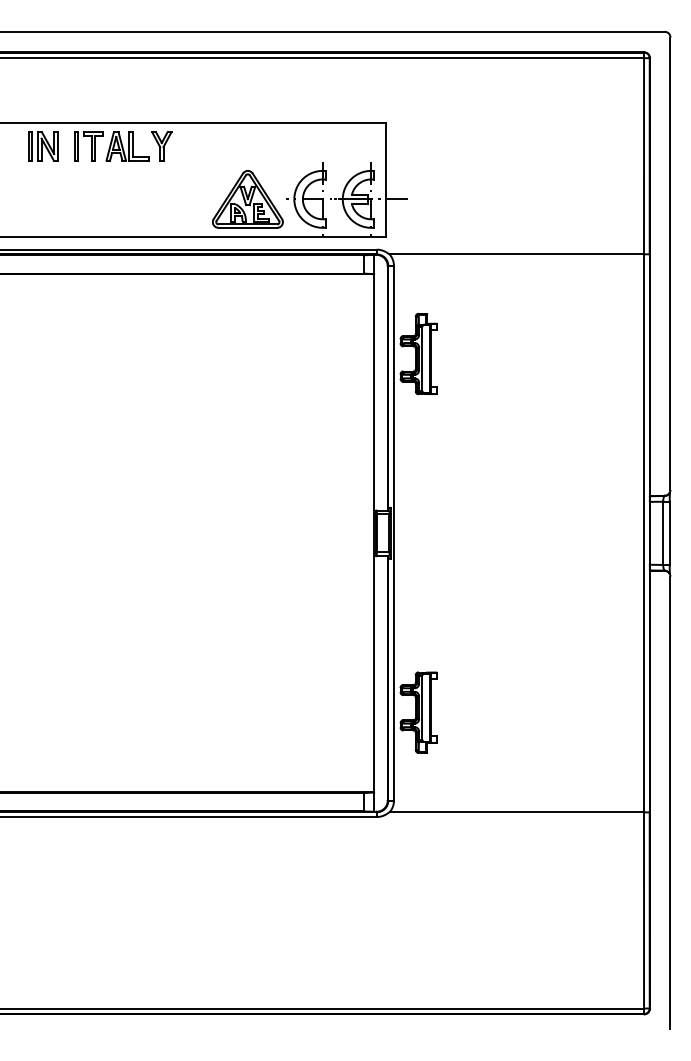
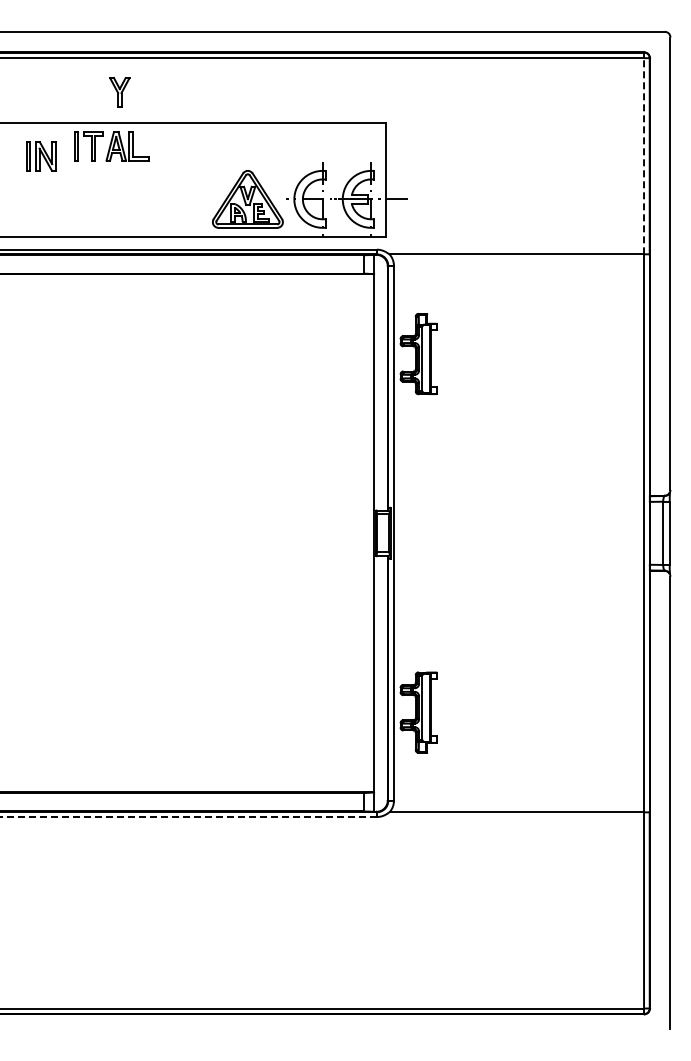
part position: (43, 146) -> (41, 156) (41, 156)
part position: (161, 146) -> (119, 92) (119, 92)
line: solid -> dashed (644, 155)
line: solid -> dashed (187, 817)
